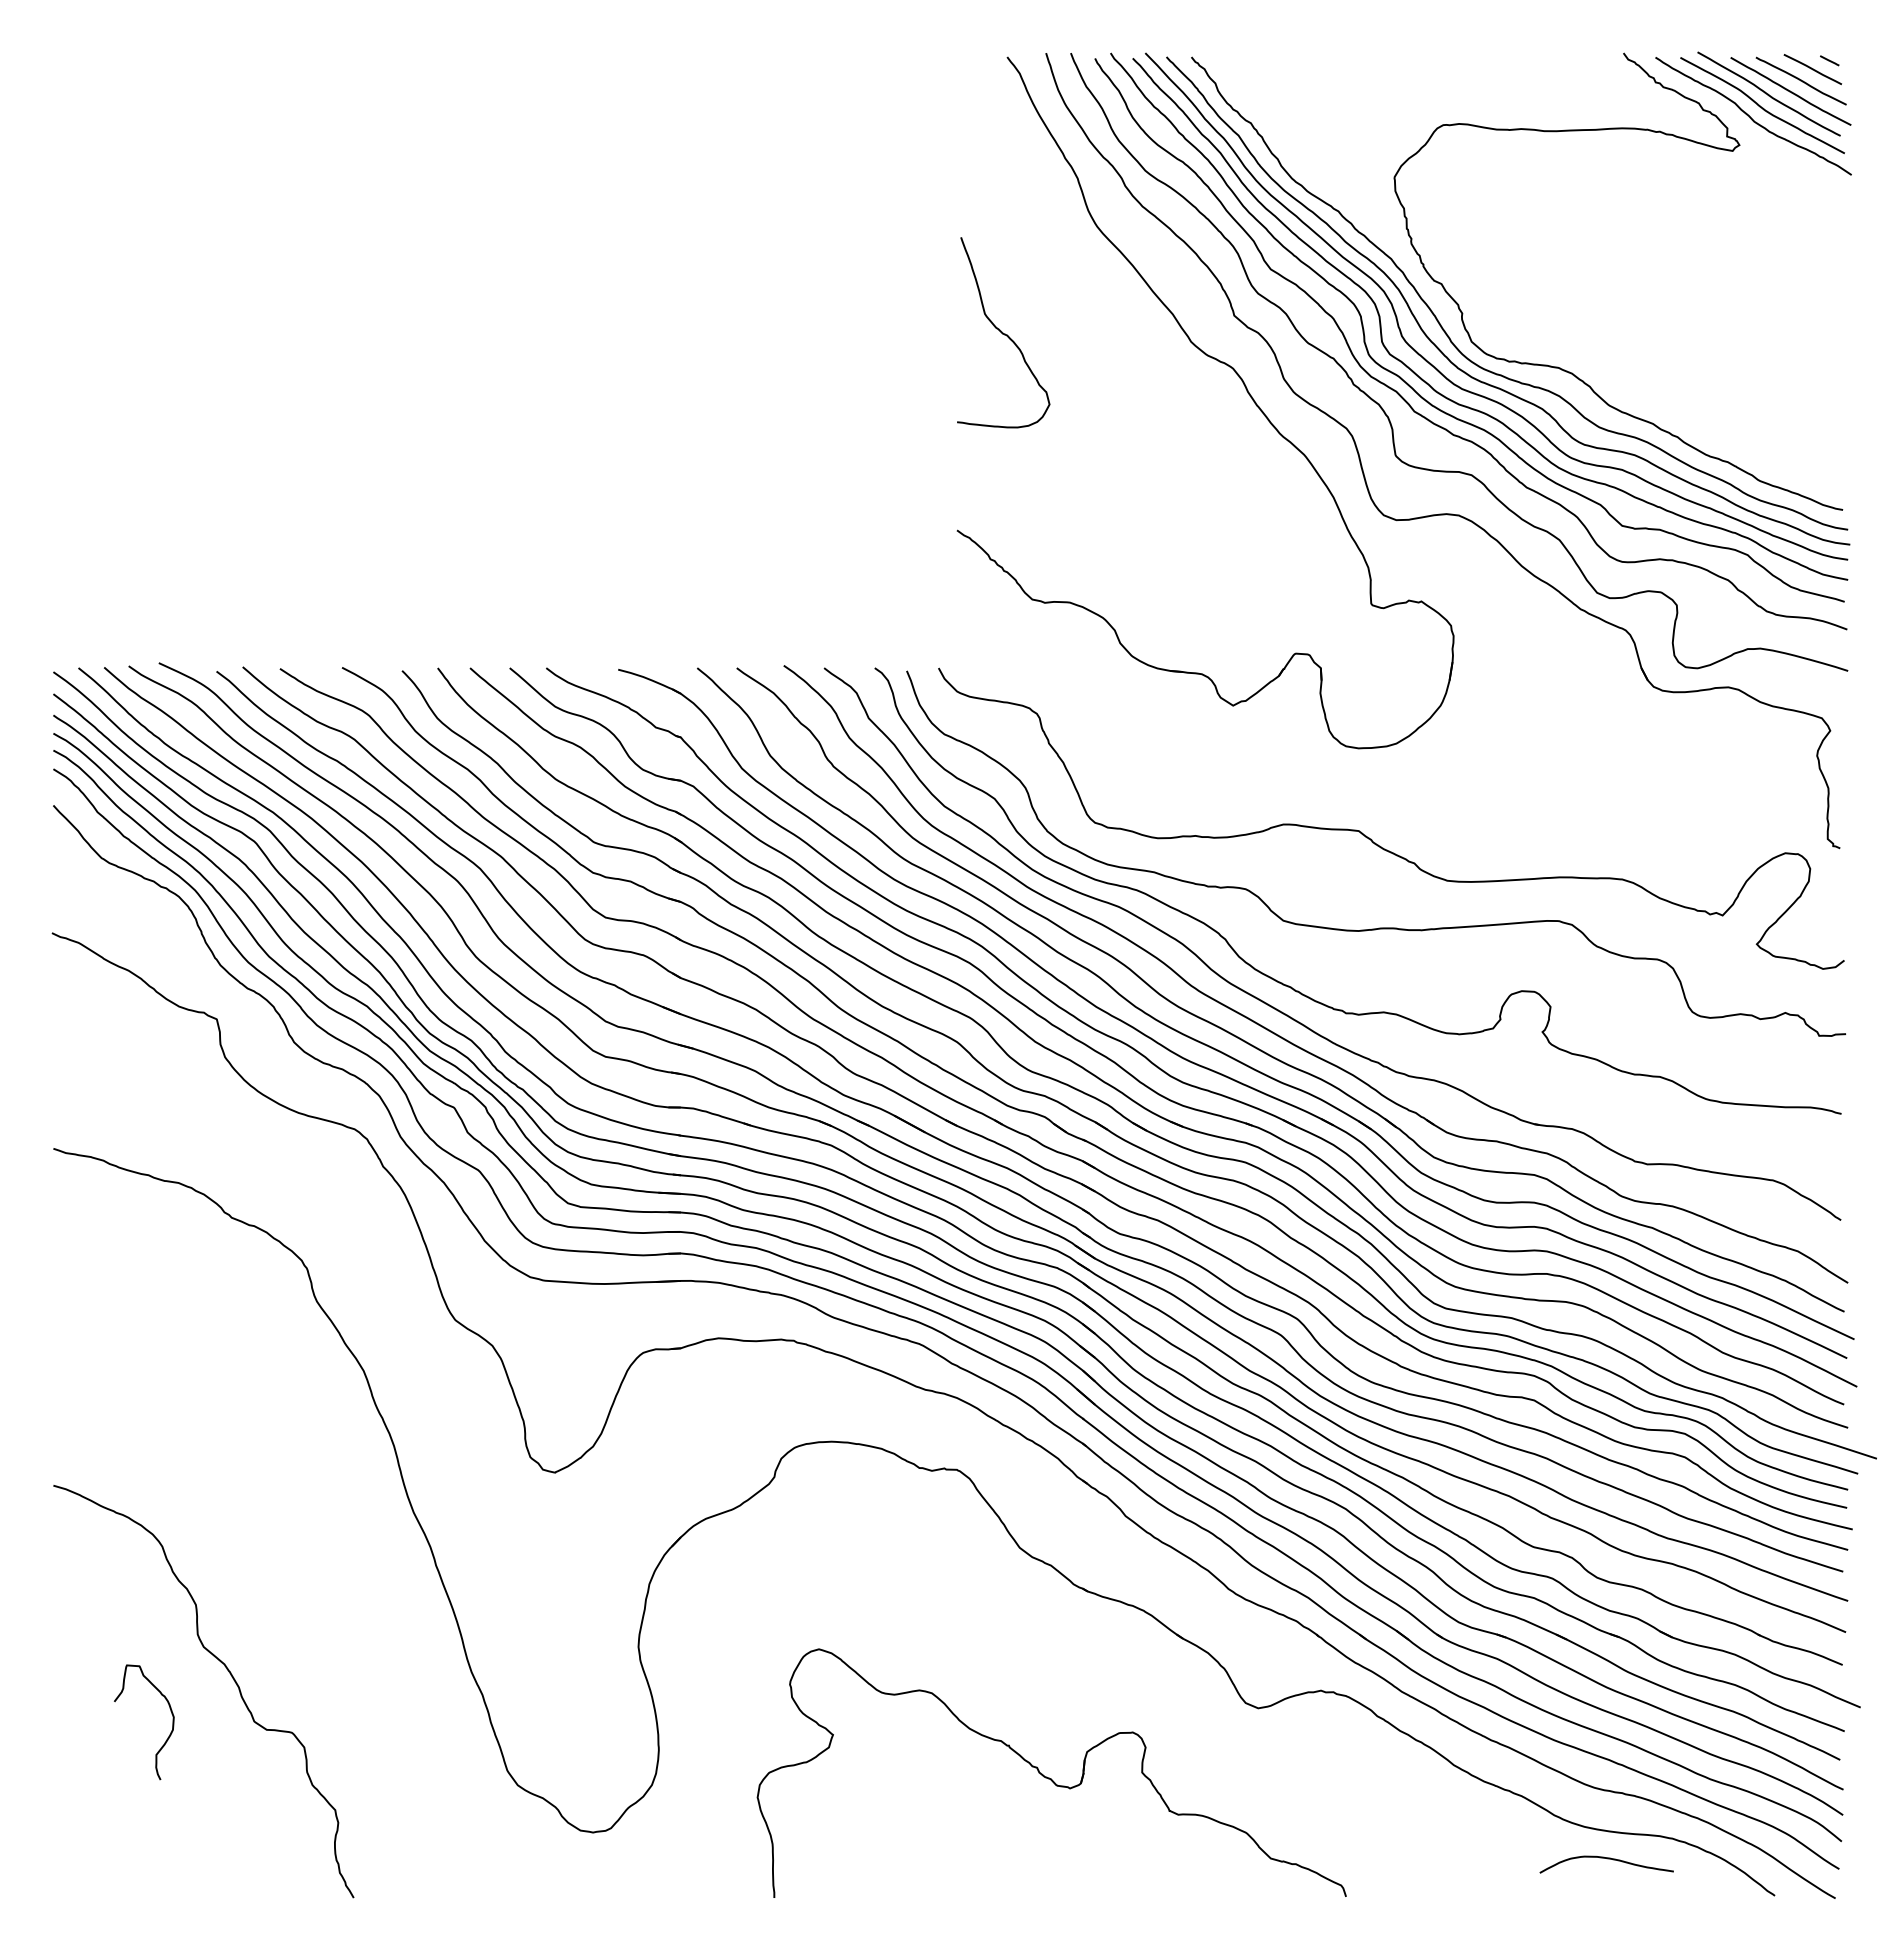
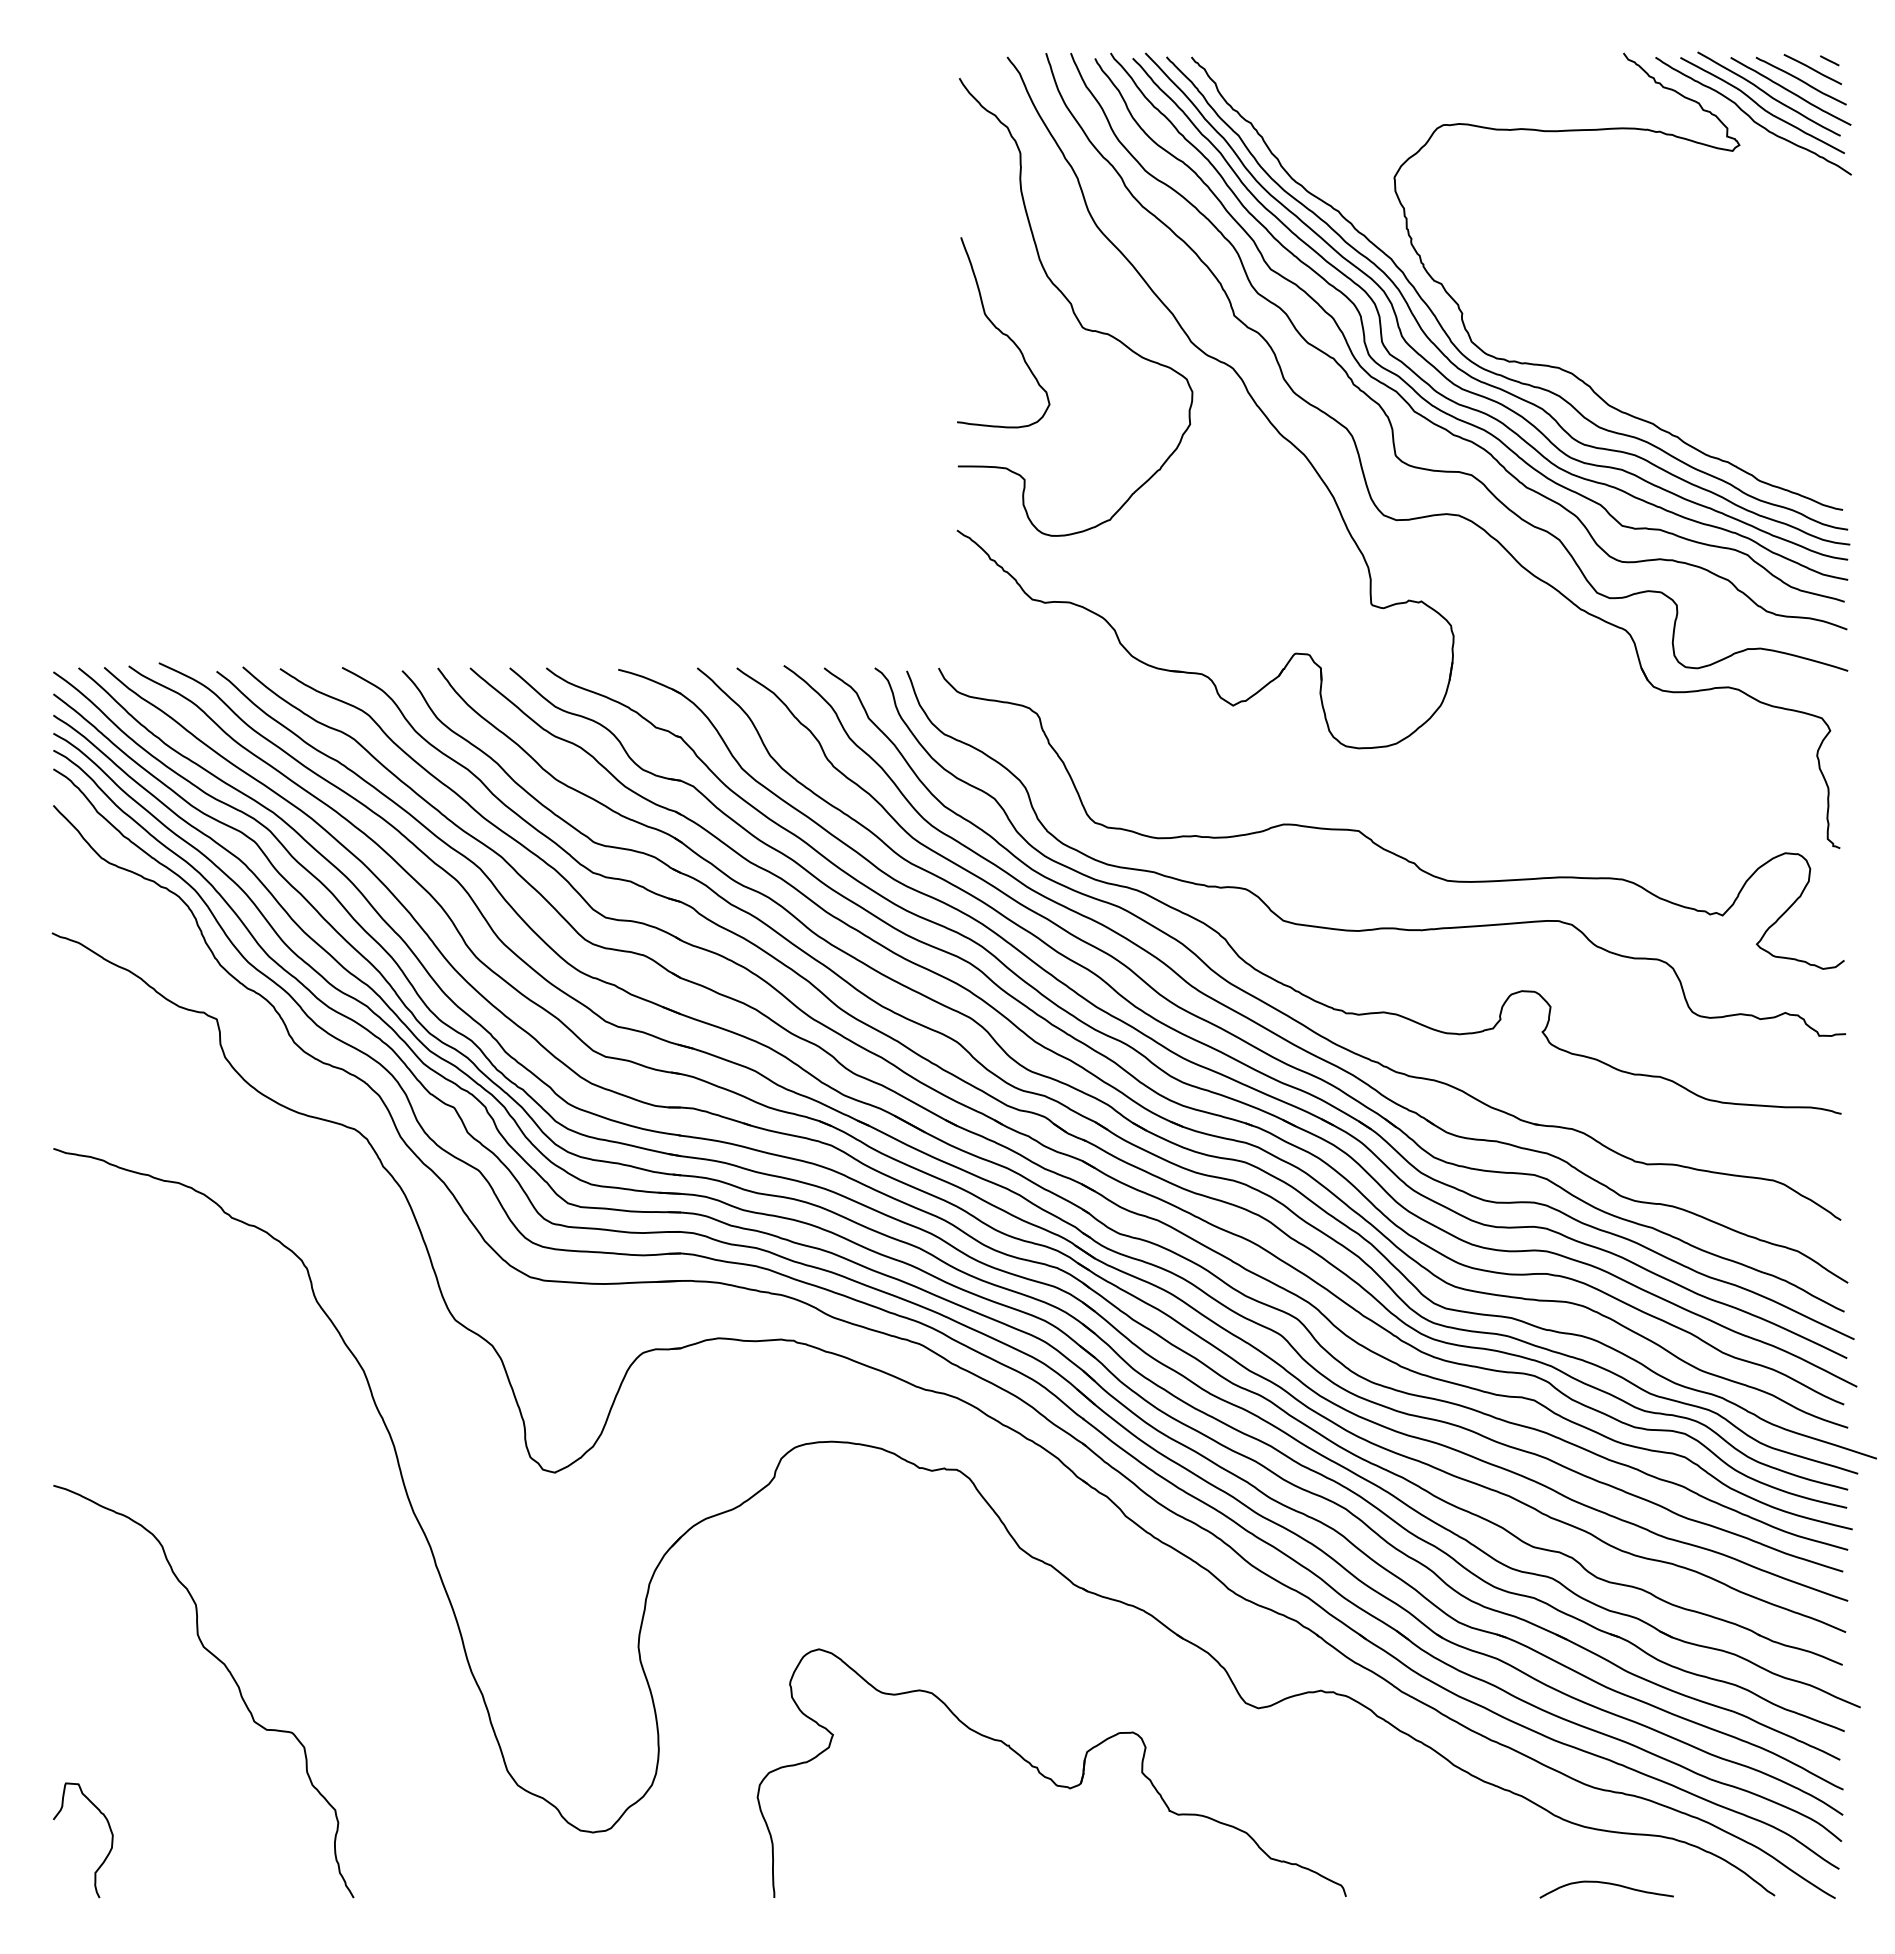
curve: none -> present (1073, 307)
curve position: (167, 1737) -> (106, 1855) (106, 1855)
curve position: (1607, 1859) -> (1607, 1884) (1607, 1884)
